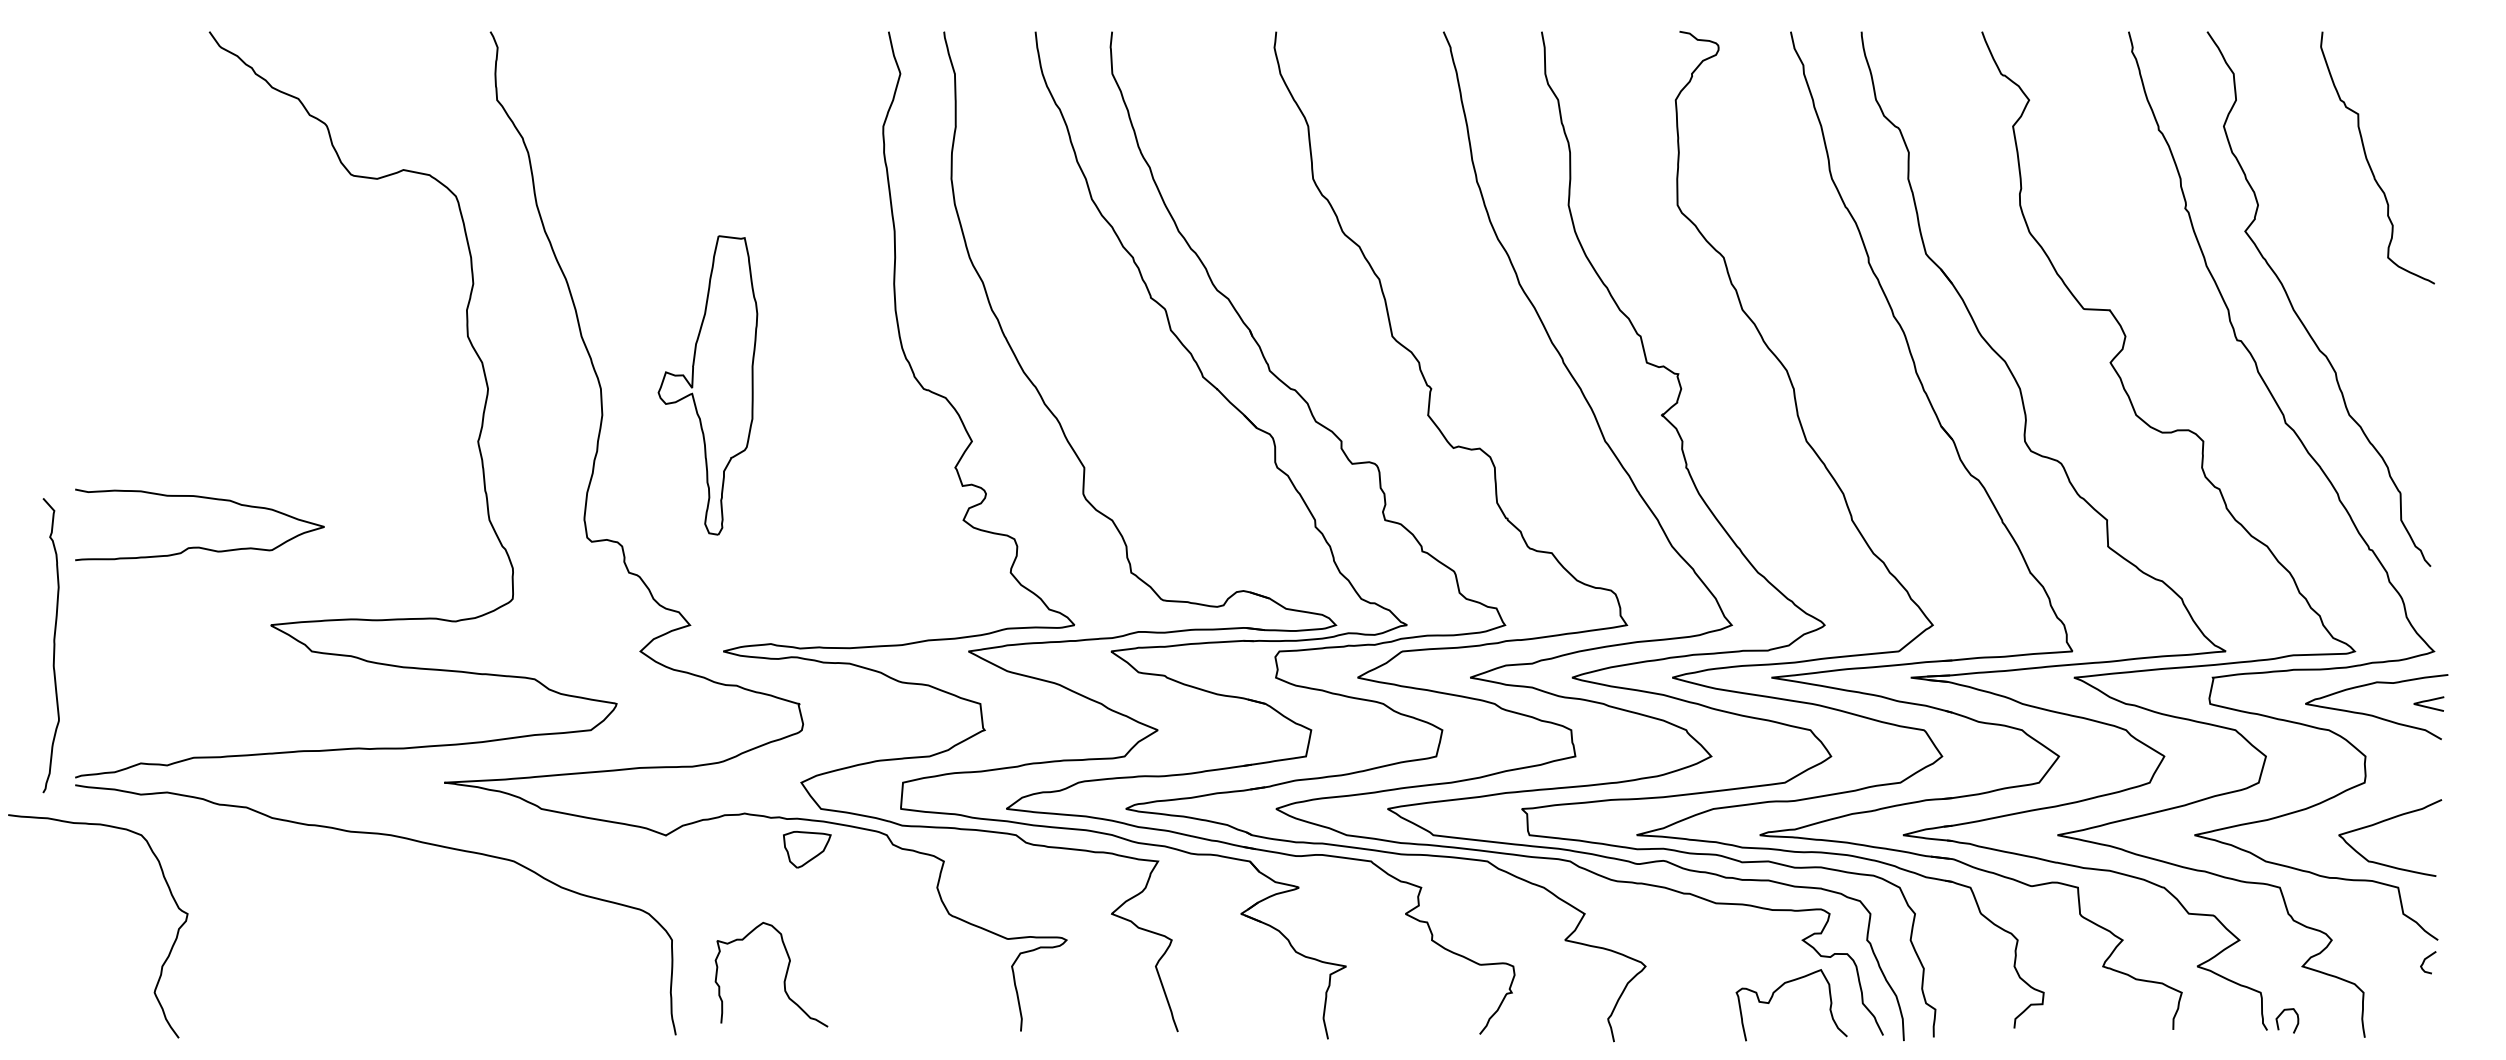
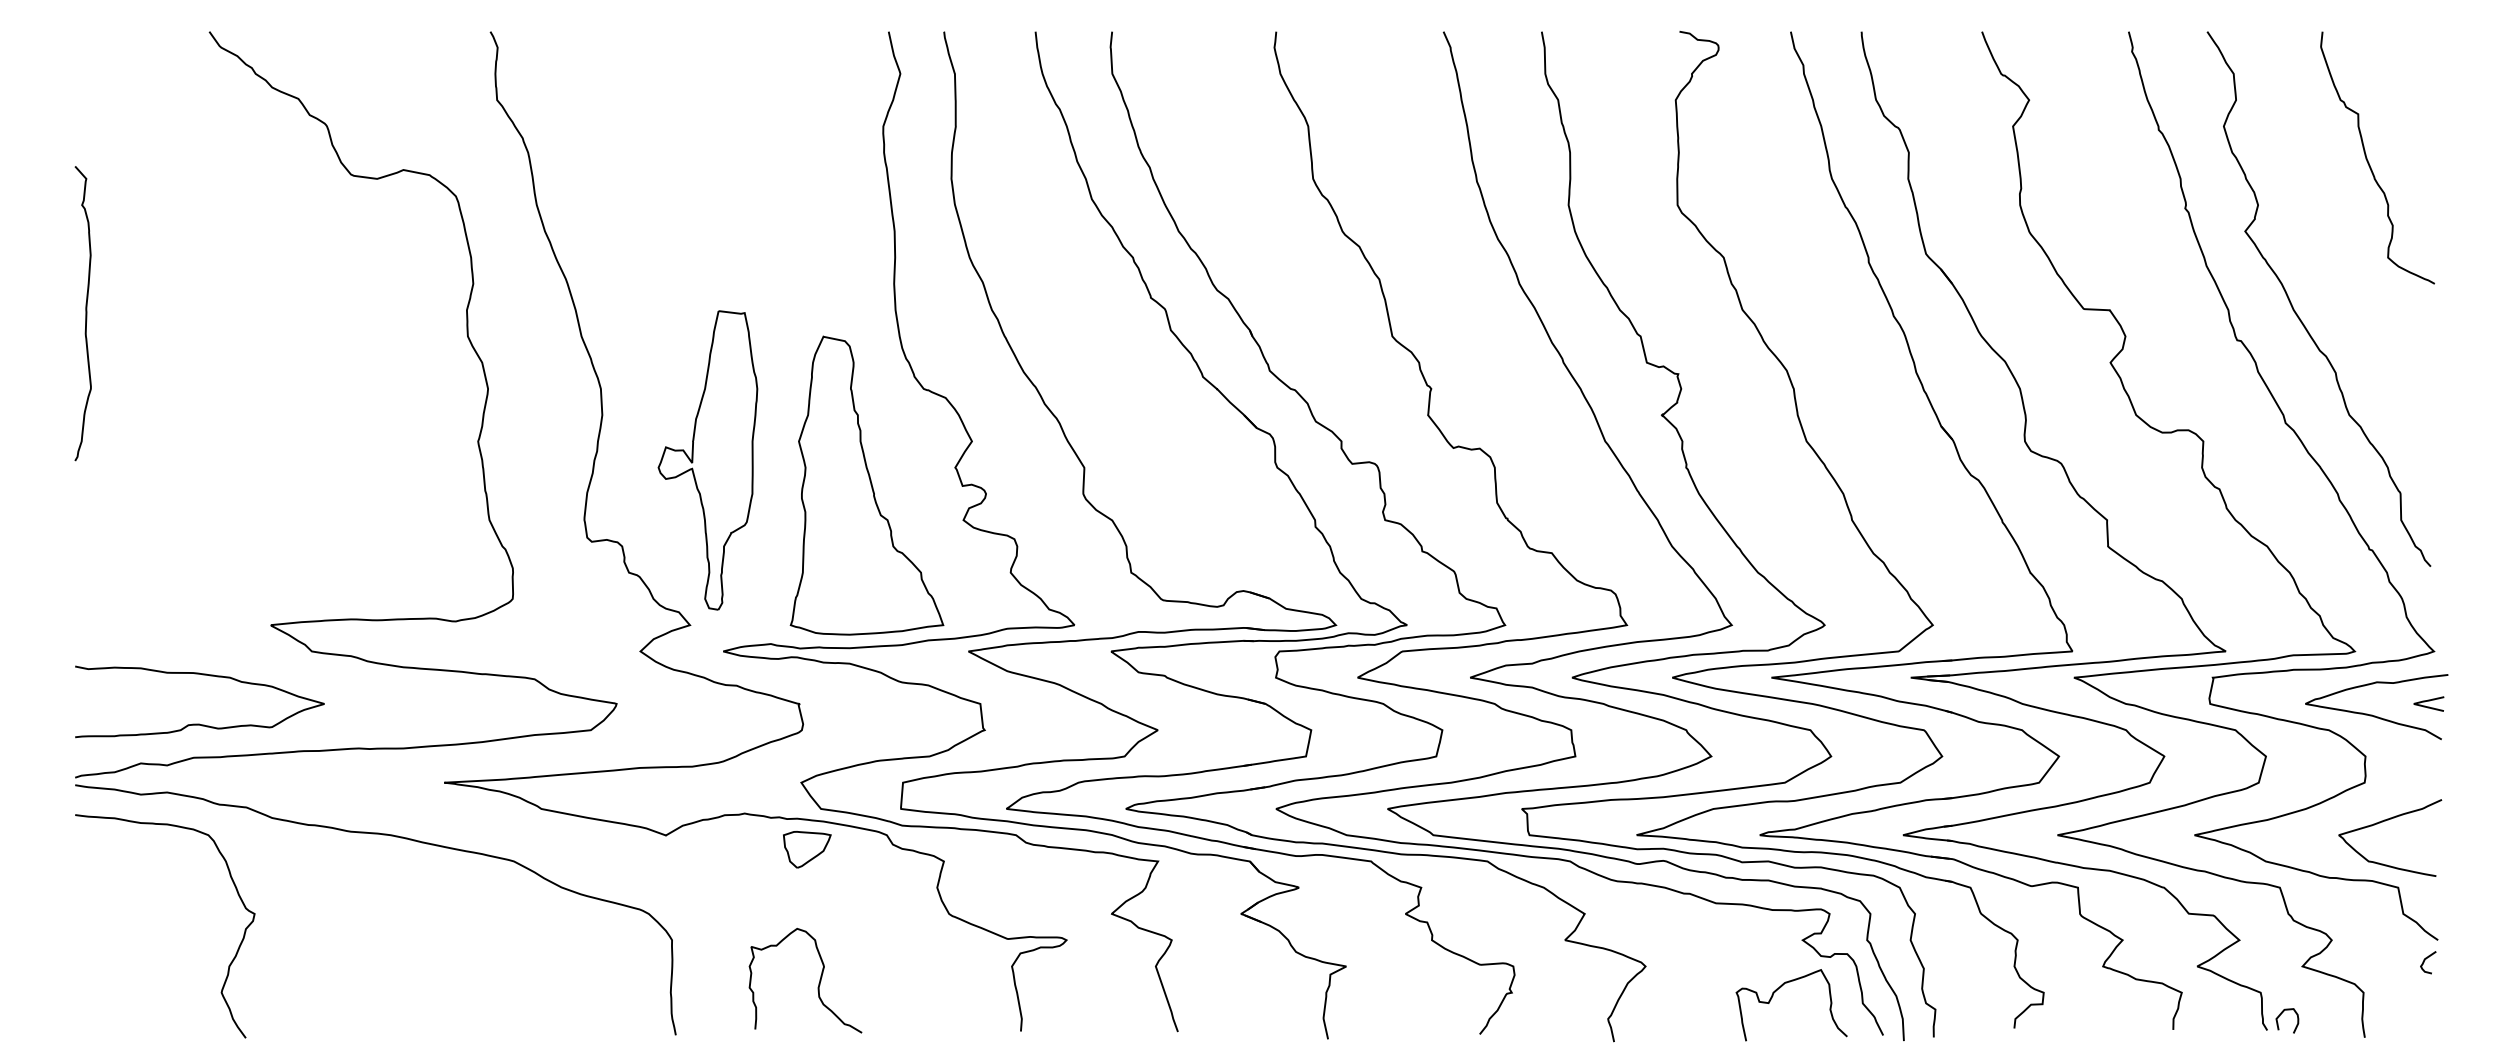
part position: (707, 385) -> (707, 460) (707, 460)
part: none -> present (866, 485)
curve position: (199, 546) -> (199, 723) (199, 723)
curve position: (53, 645) -> (85, 313) (85, 313)
curve position: (161, 965) -> (228, 965) (228, 965)
curve position: (784, 977) -> (818, 983) (818, 983)
